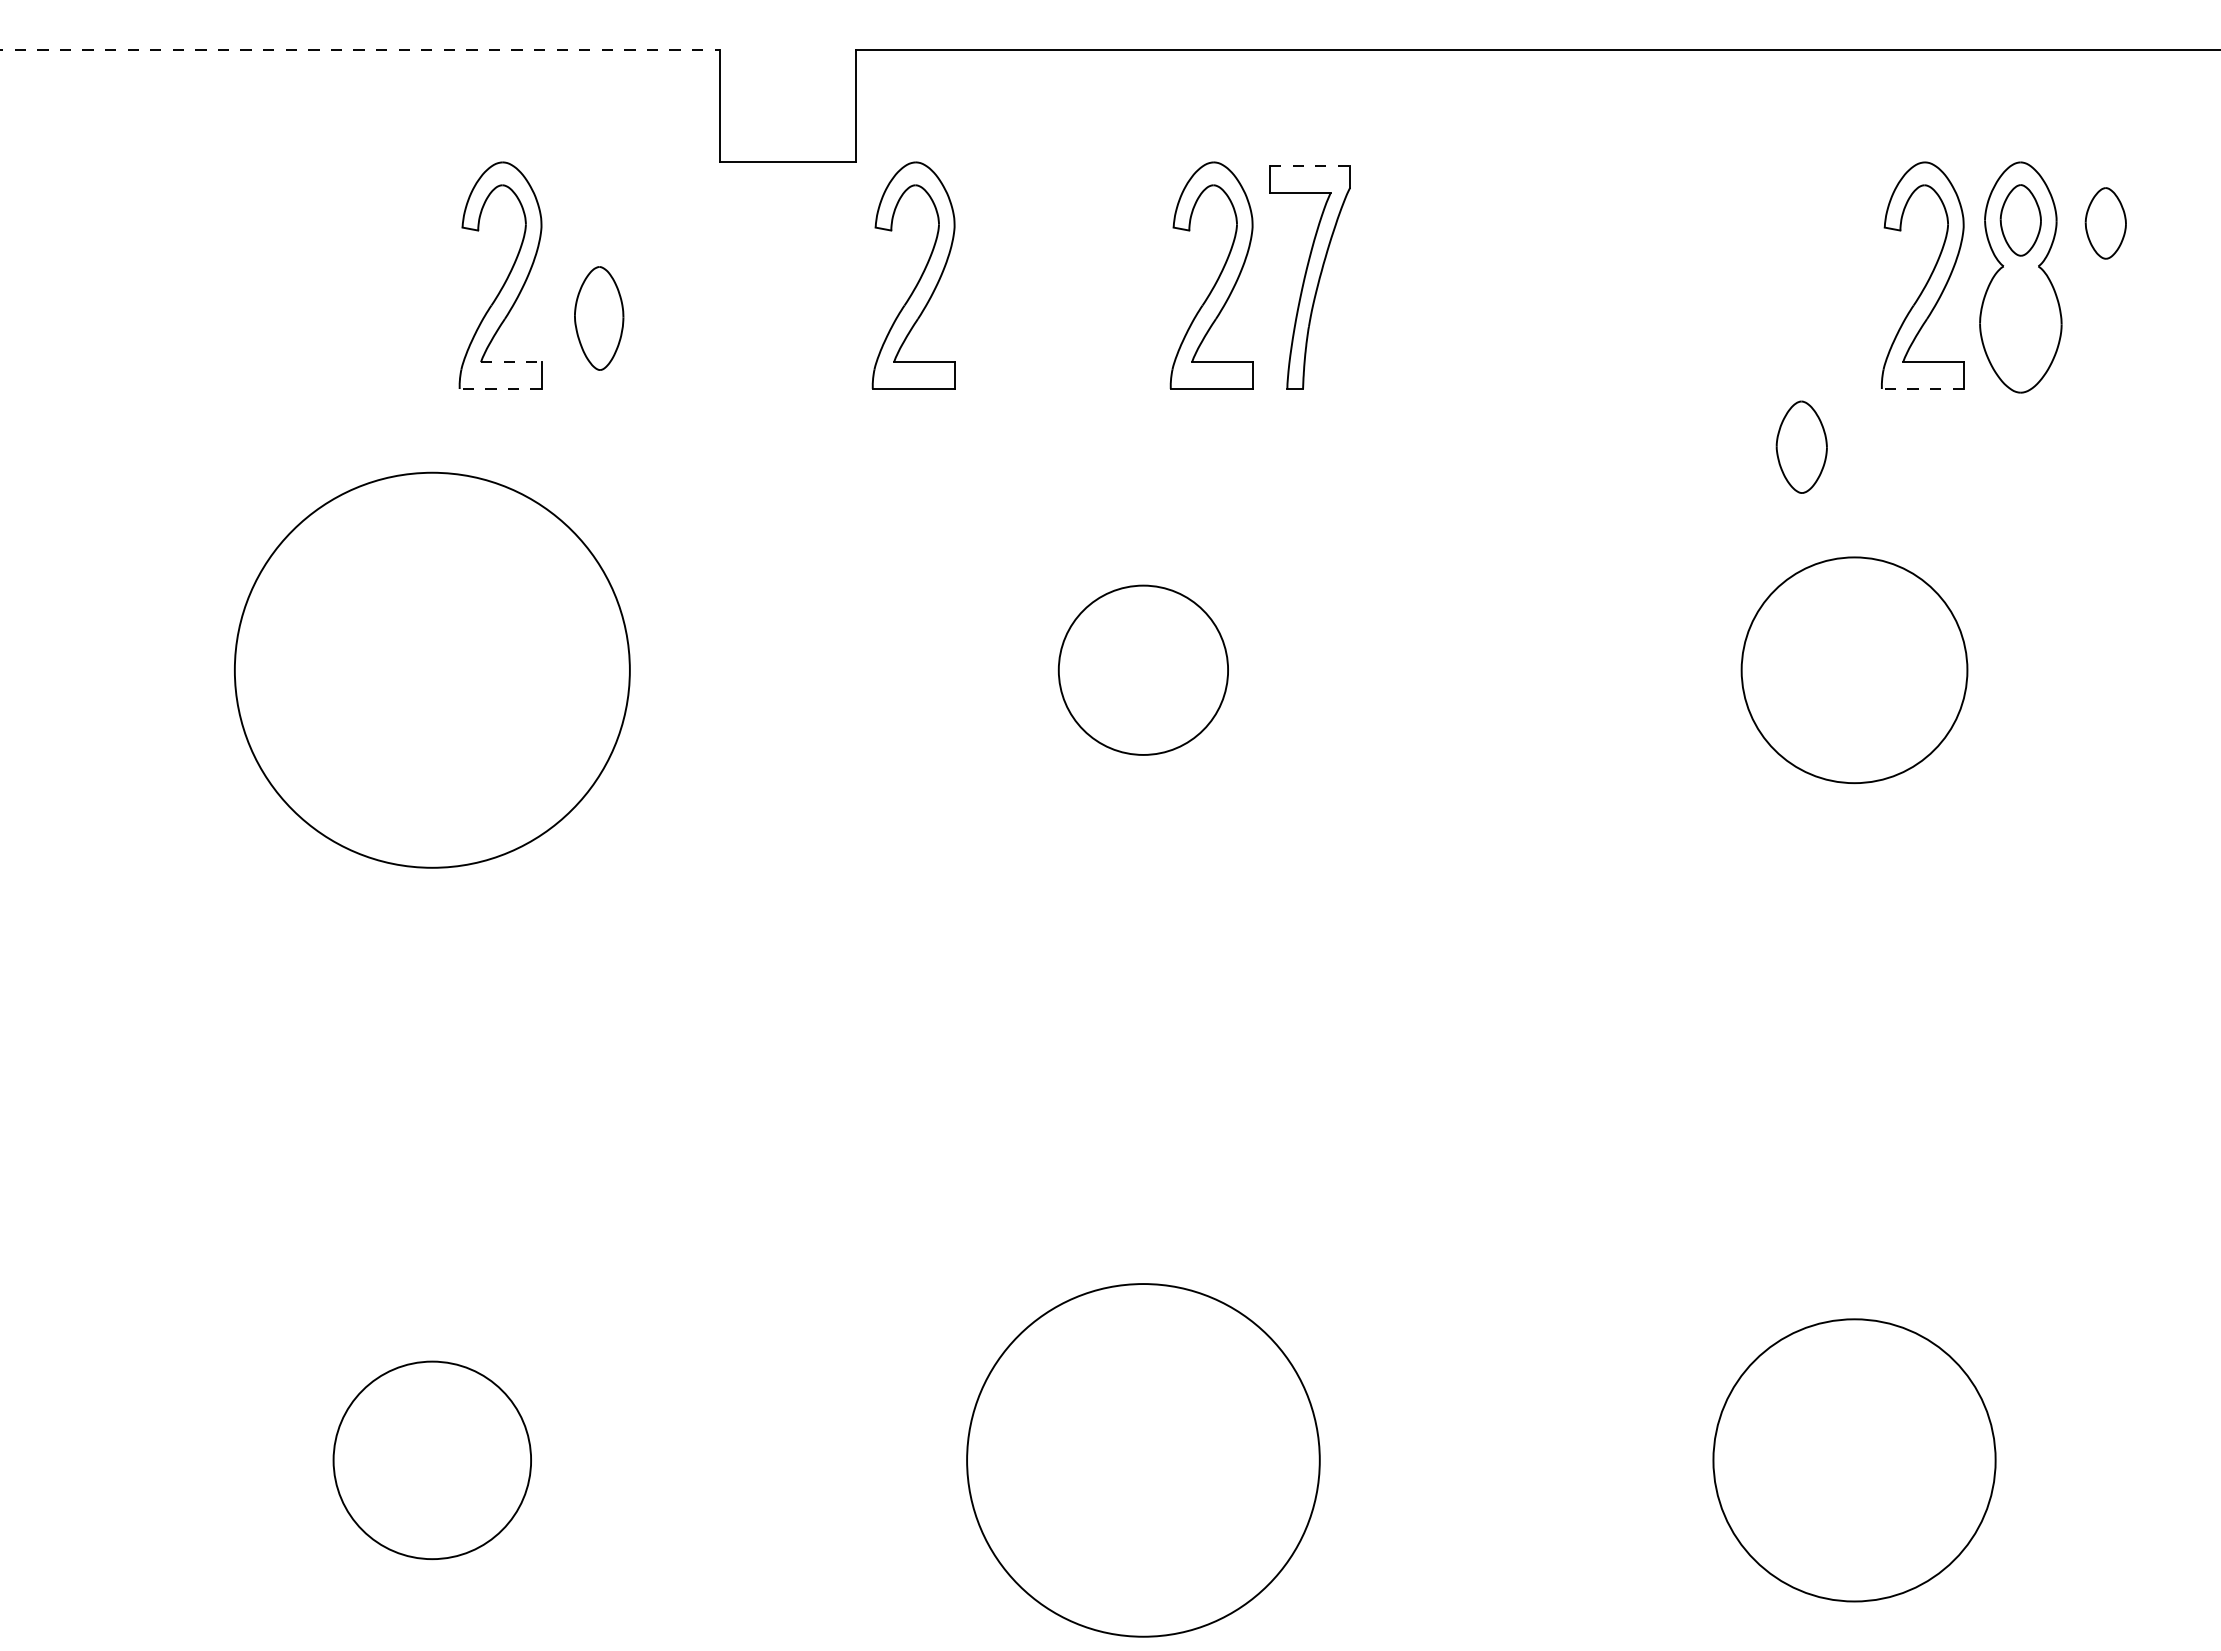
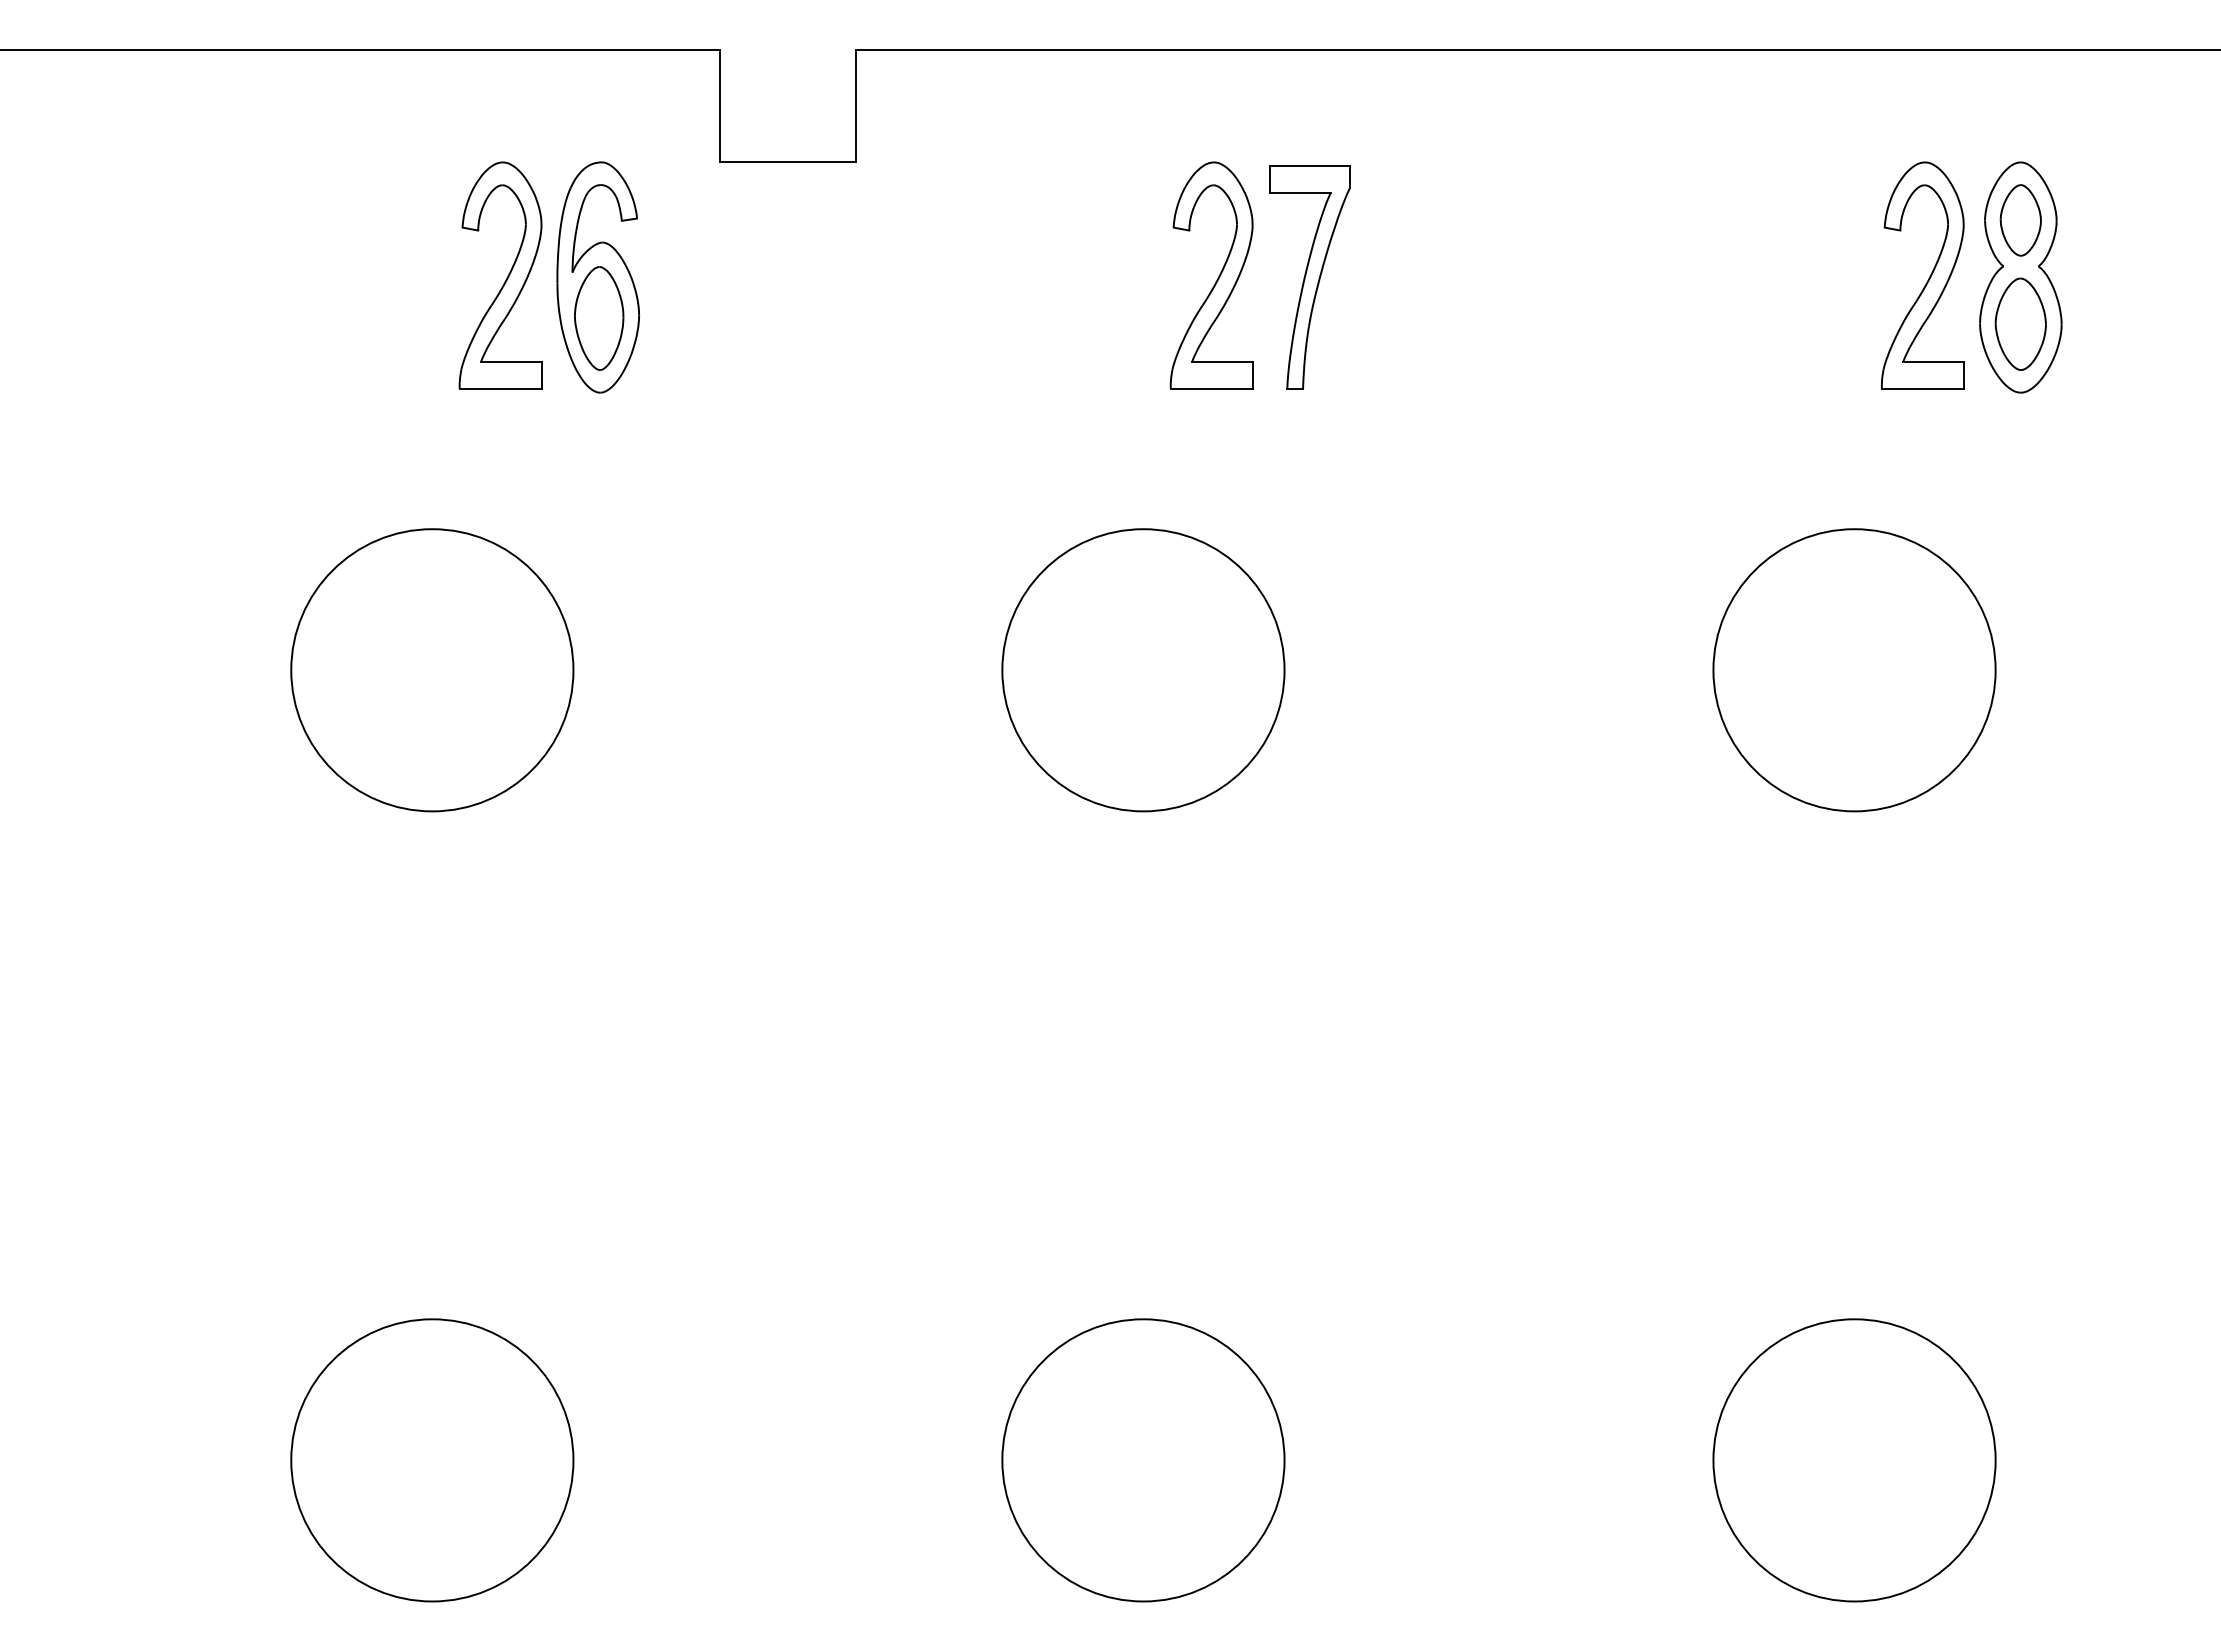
line: dashed -> solid (360, 49)
line: dashed -> solid (1310, 166)
part: present -> none (2105, 223)
part: none -> present (597, 277)
part: present -> none (919, 278)
line: dashed -> solid (511, 362)
line: dashed -> solid (500, 389)
line: dashed -> solid (1922, 389)
part position: (1801, 446) -> (2020, 323) (2020, 323)
circle diameter: 395 px -> 282 px (432, 670)
circle diameter: 169 px -> 282 px (1143, 670)
circle diameter: 226 px -> 282 px (1854, 670)
circle diameter: 198 px -> 282 px (432, 1460)
circle diameter: 353 px -> 282 px (1143, 1460)
